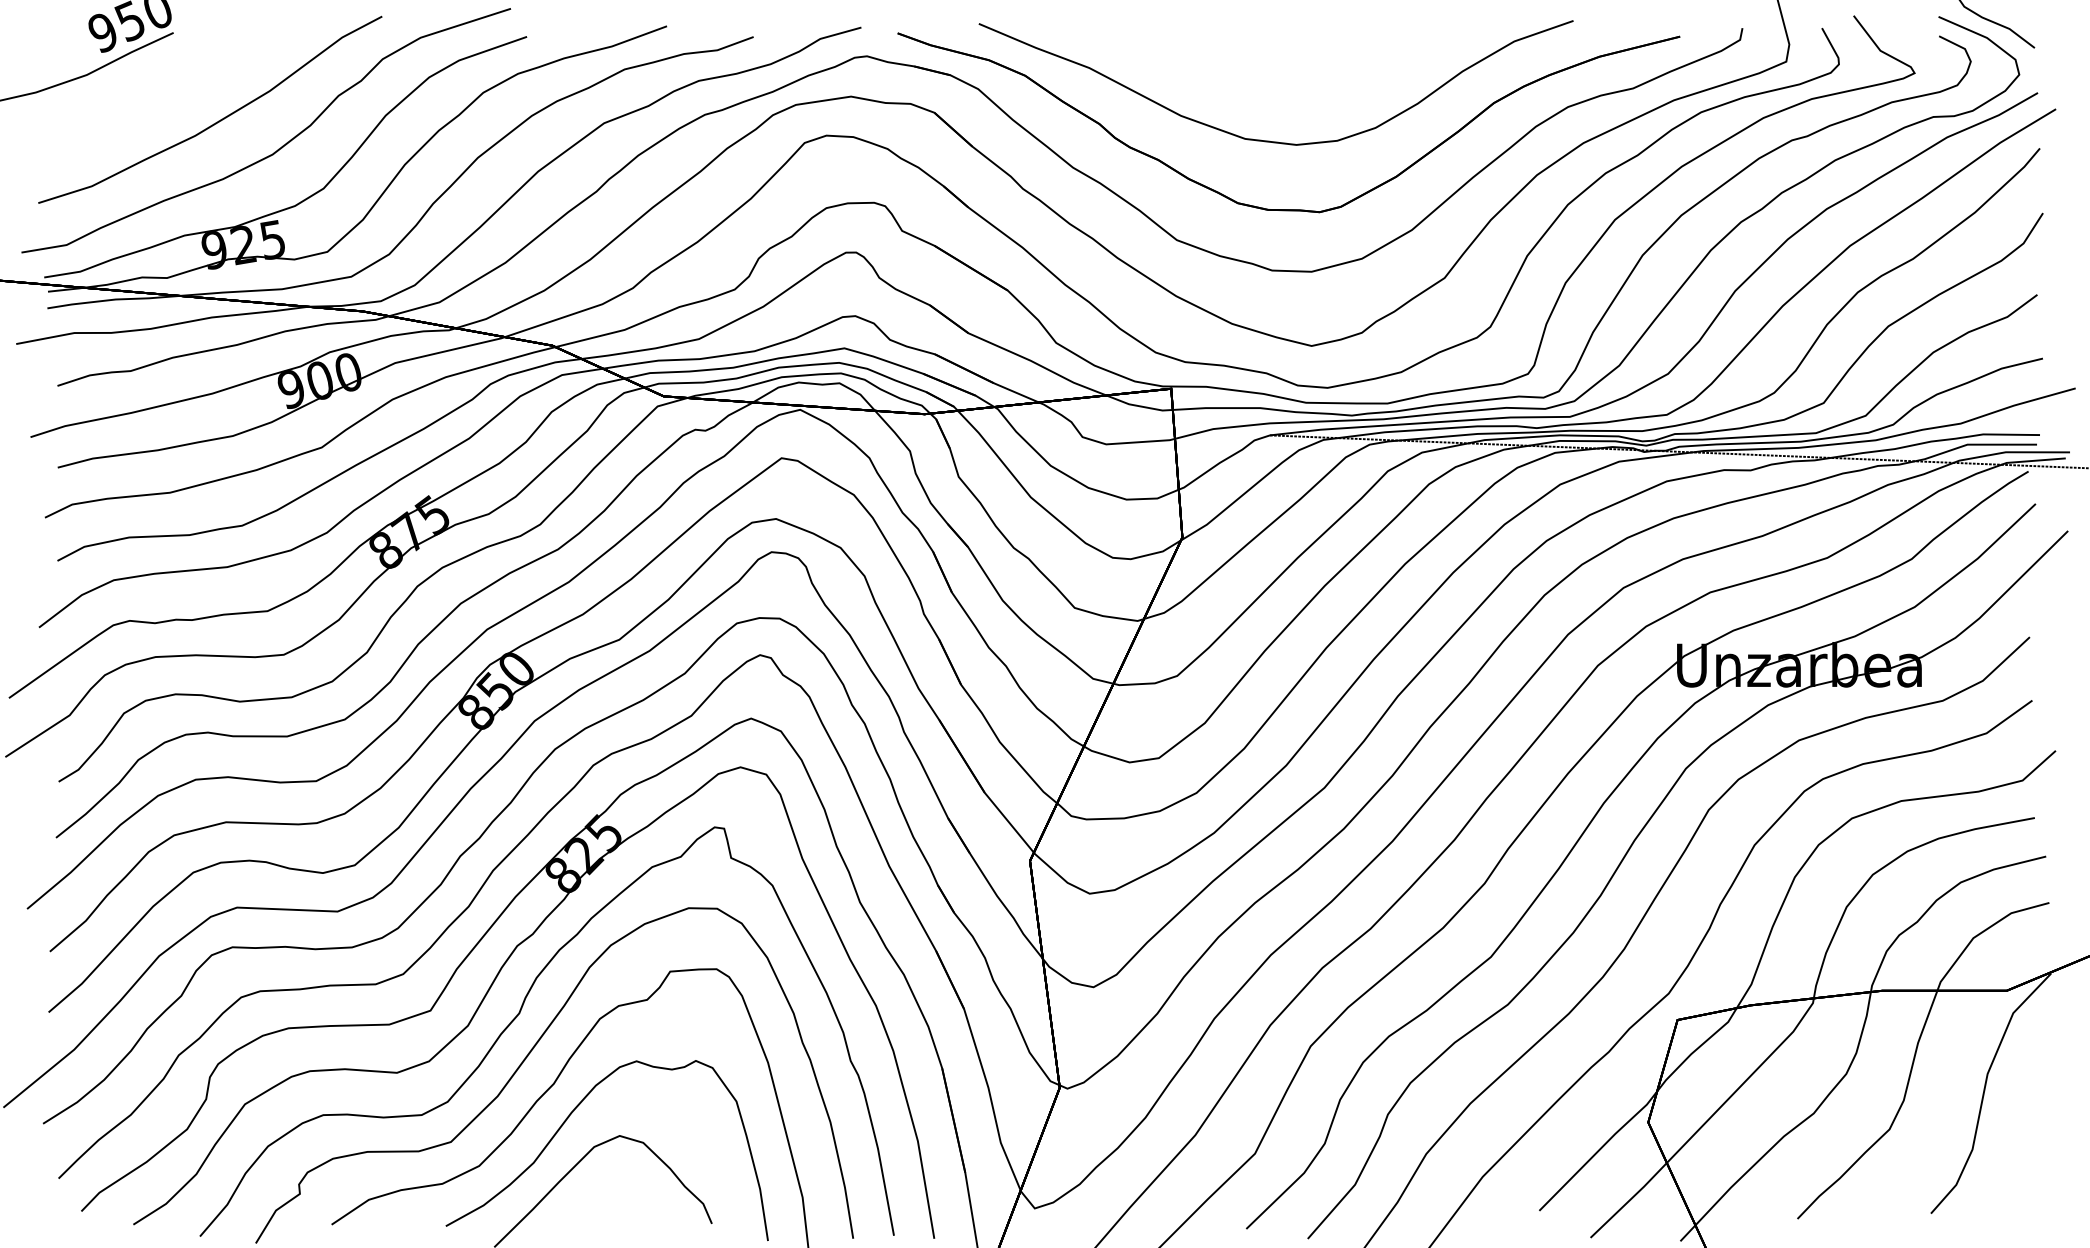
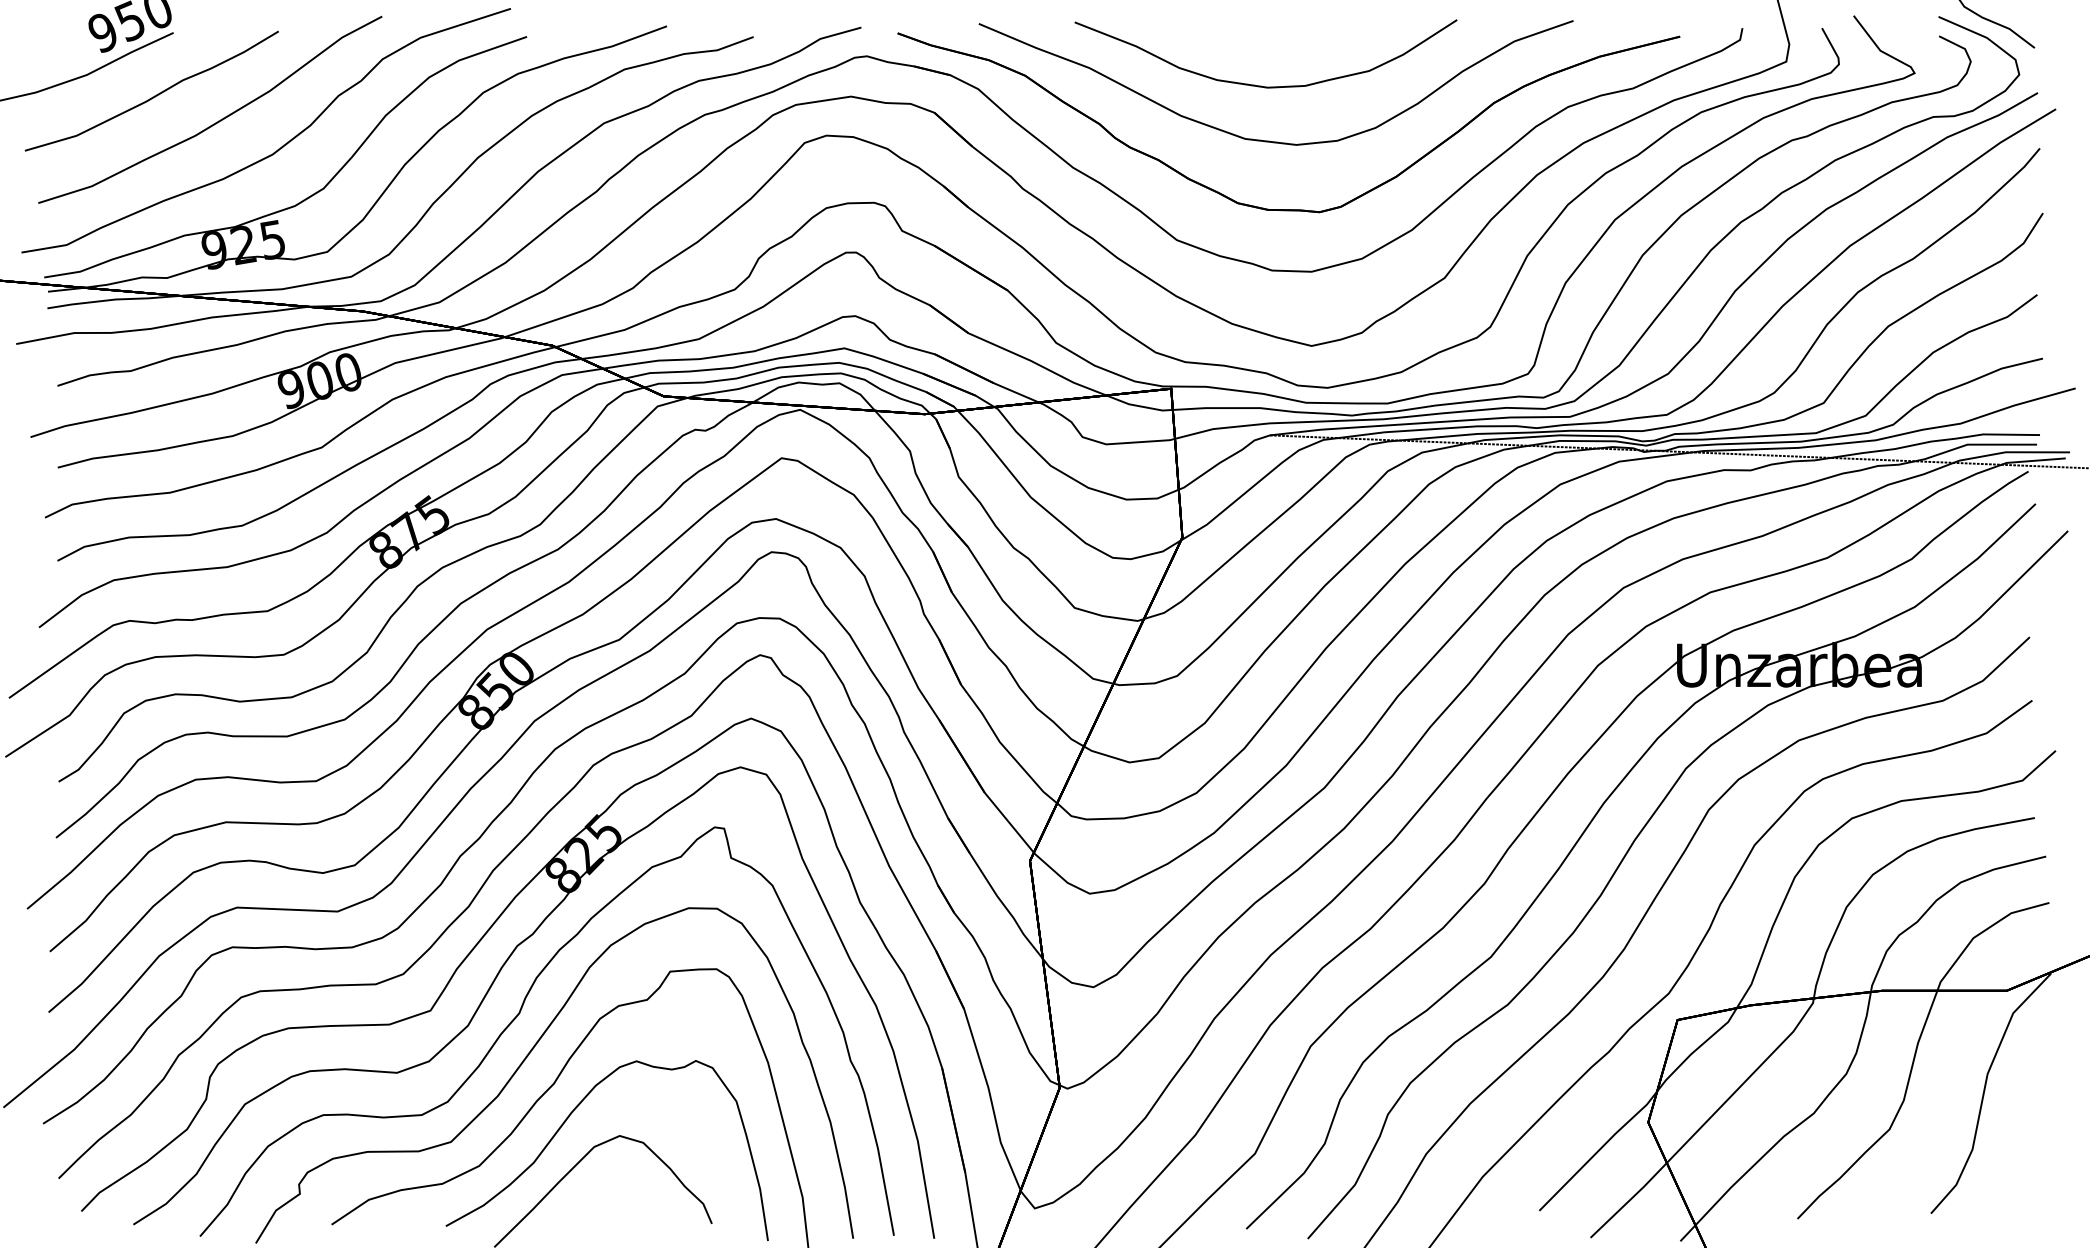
part: none -> present (1261, 85)
part: none -> present (151, 90)
